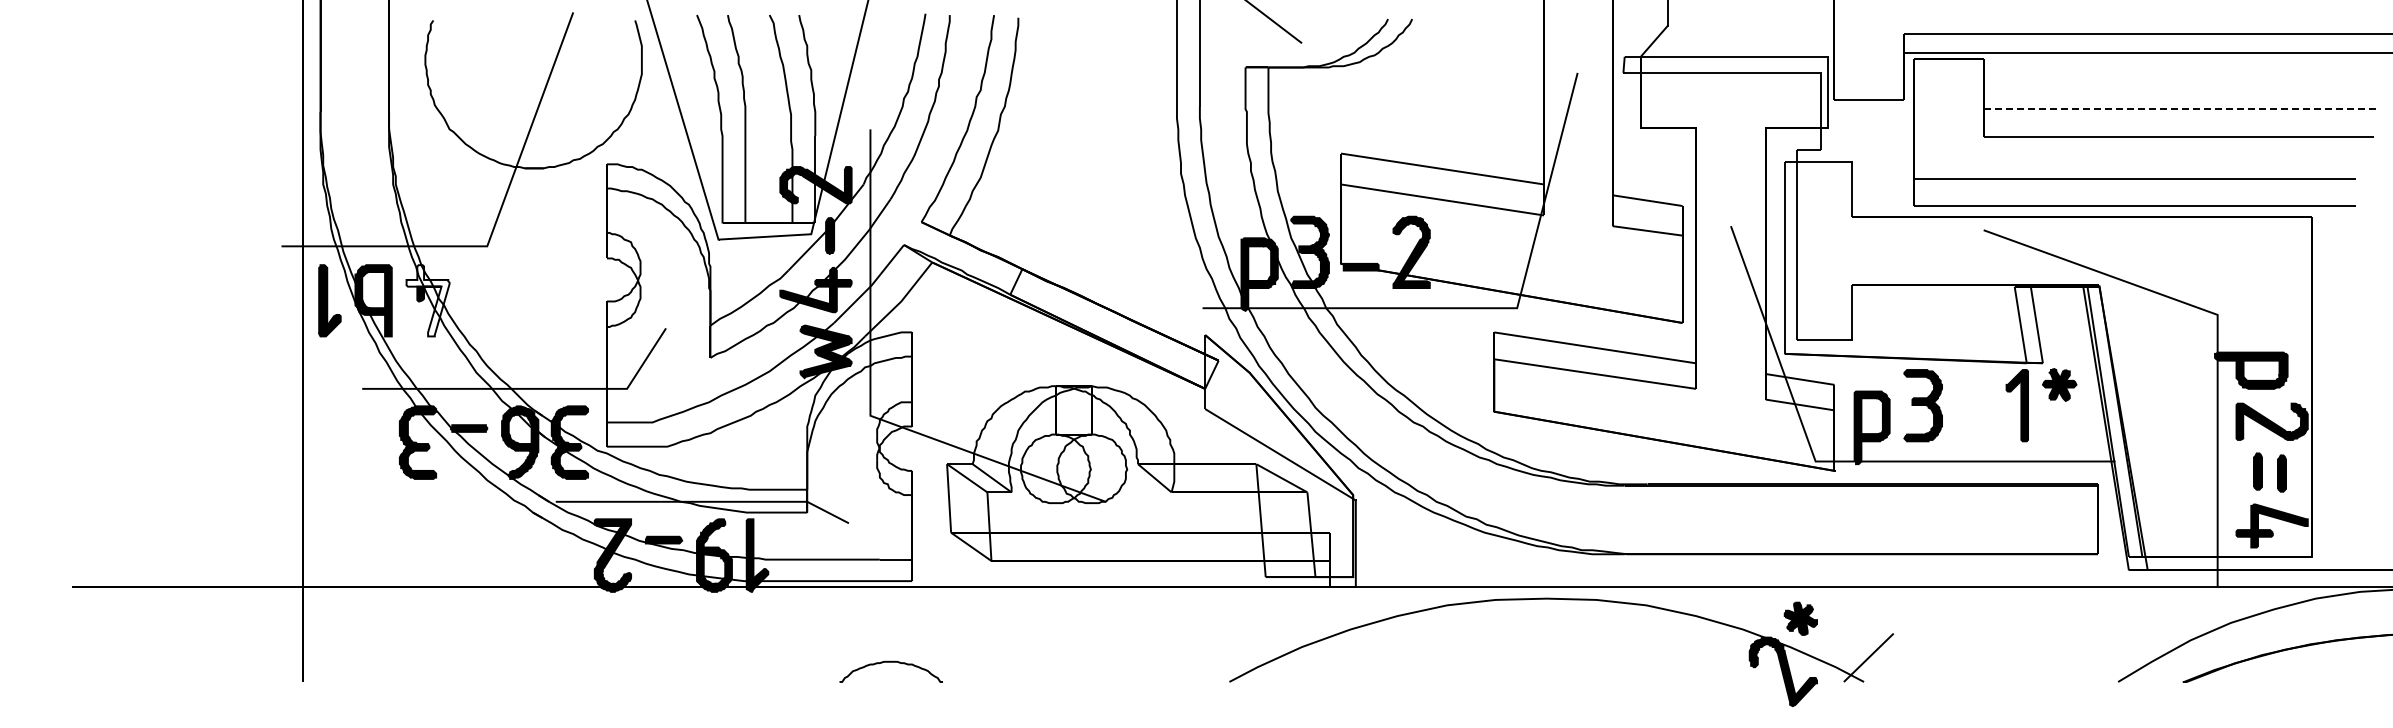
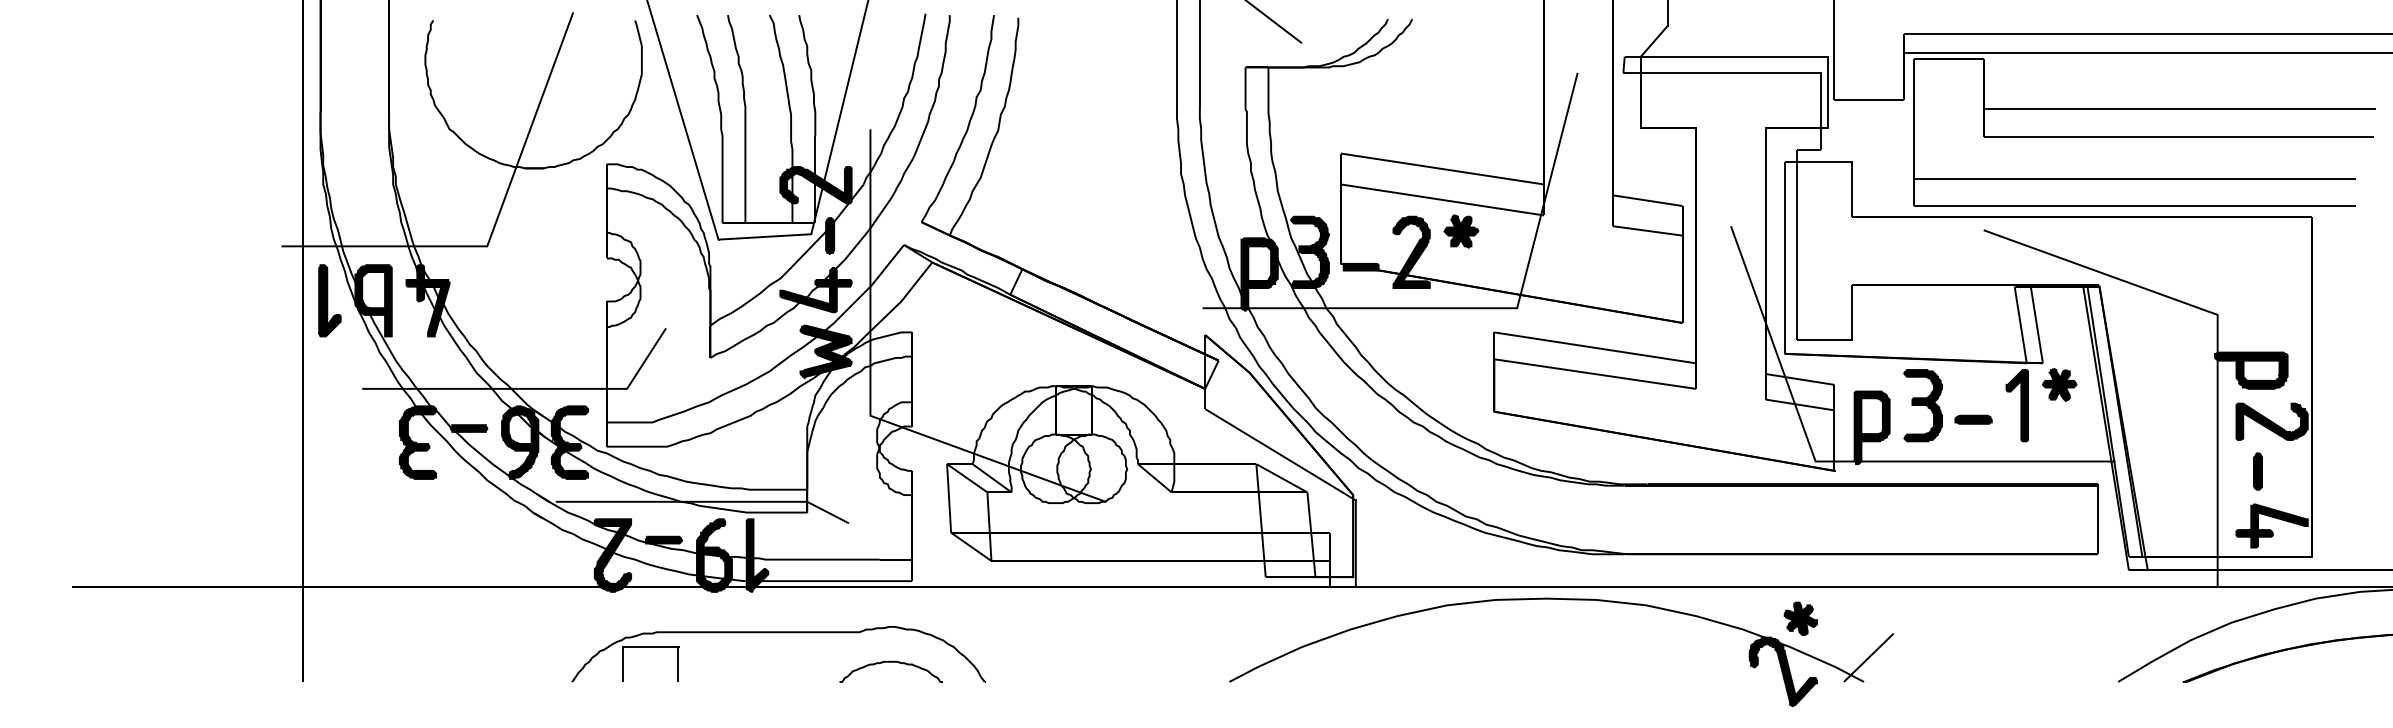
line: dashed -> solid (2180, 109)
part: none -> present (1461, 231)
fill: none -> present (427, 300)
part: none -> present (1973, 419)
part: present -> none (2281, 473)
part: none -> present (778, 633)
